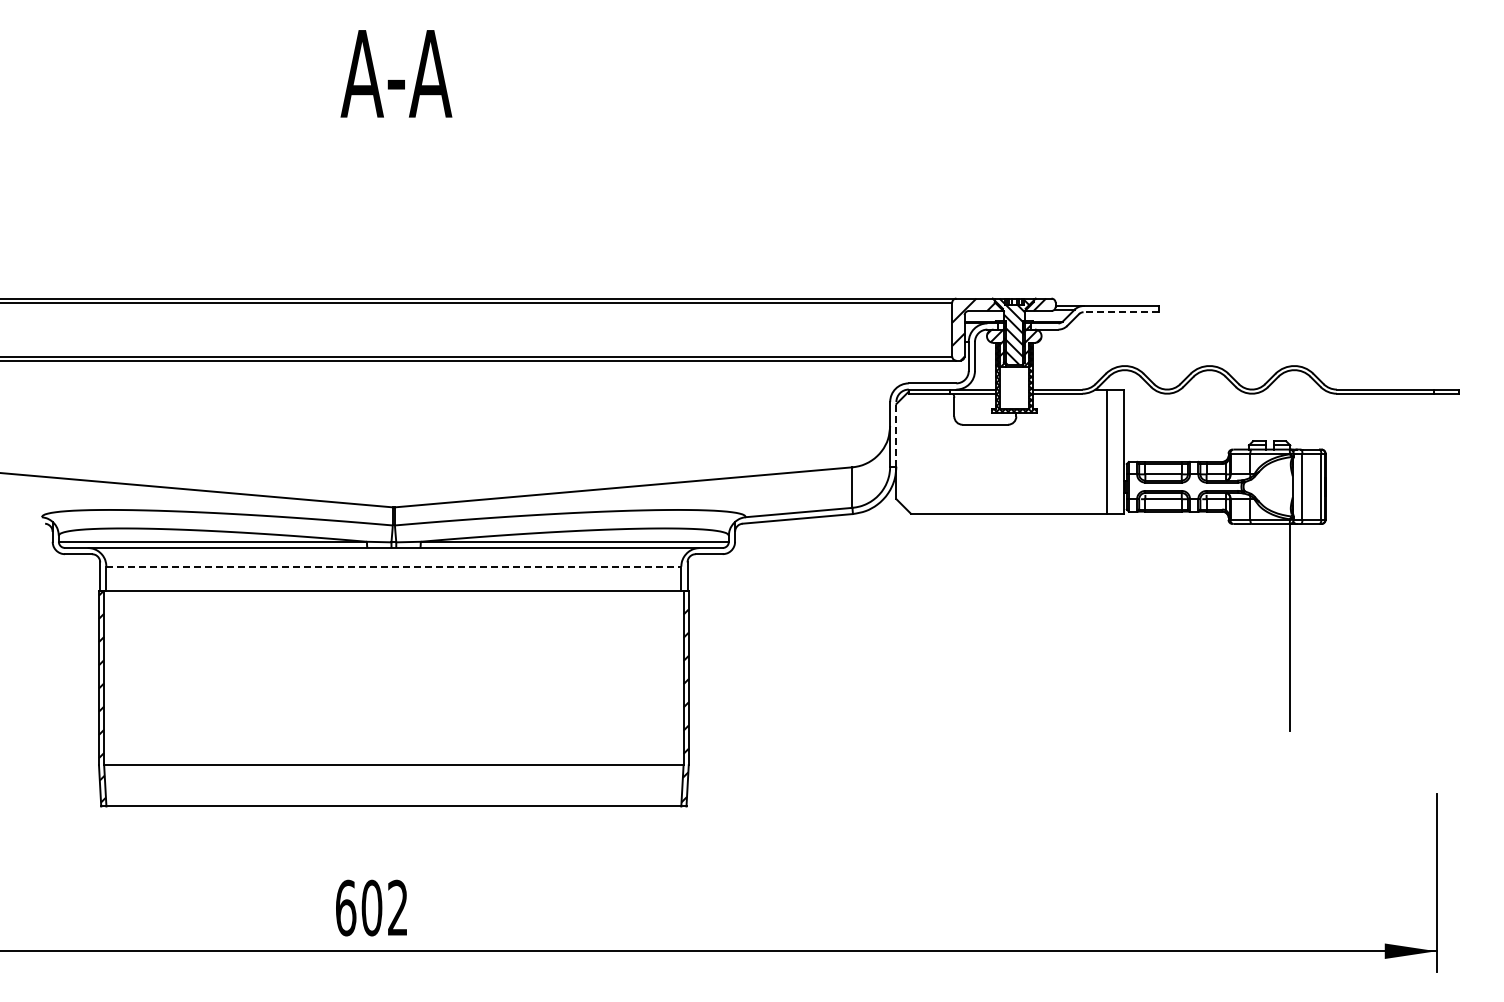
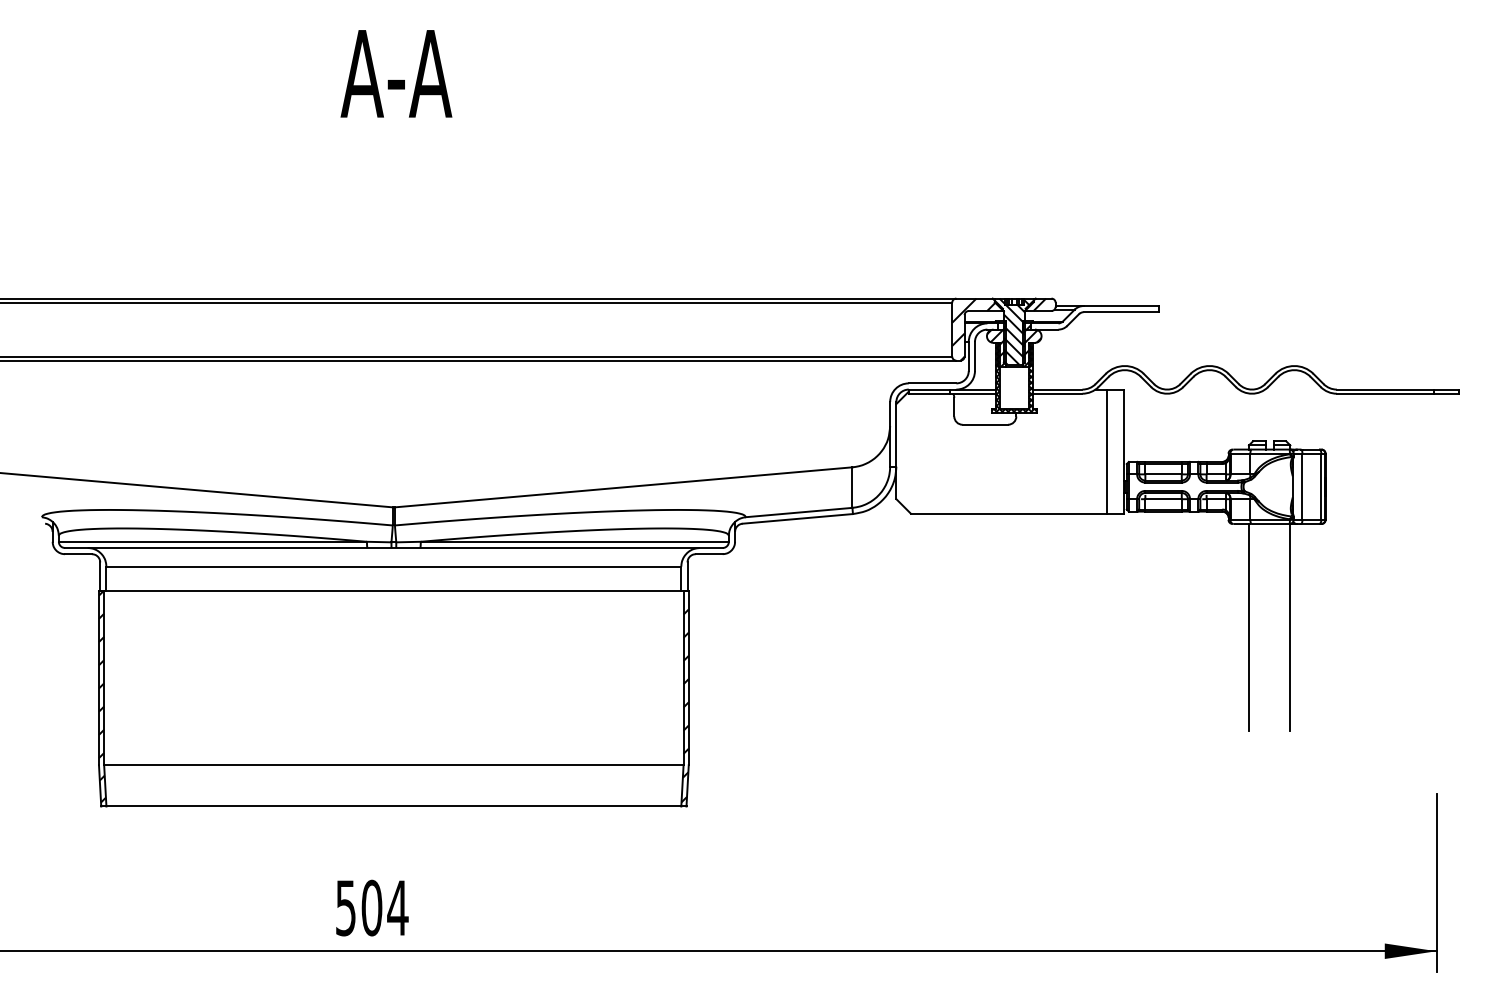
line: dashed -> solid (1121, 312)
line: dashed -> solid (896, 433)
line: dashed -> solid (394, 566)
line: none -> present (1248, 627)
text: 602 -> 504 (372, 907)
